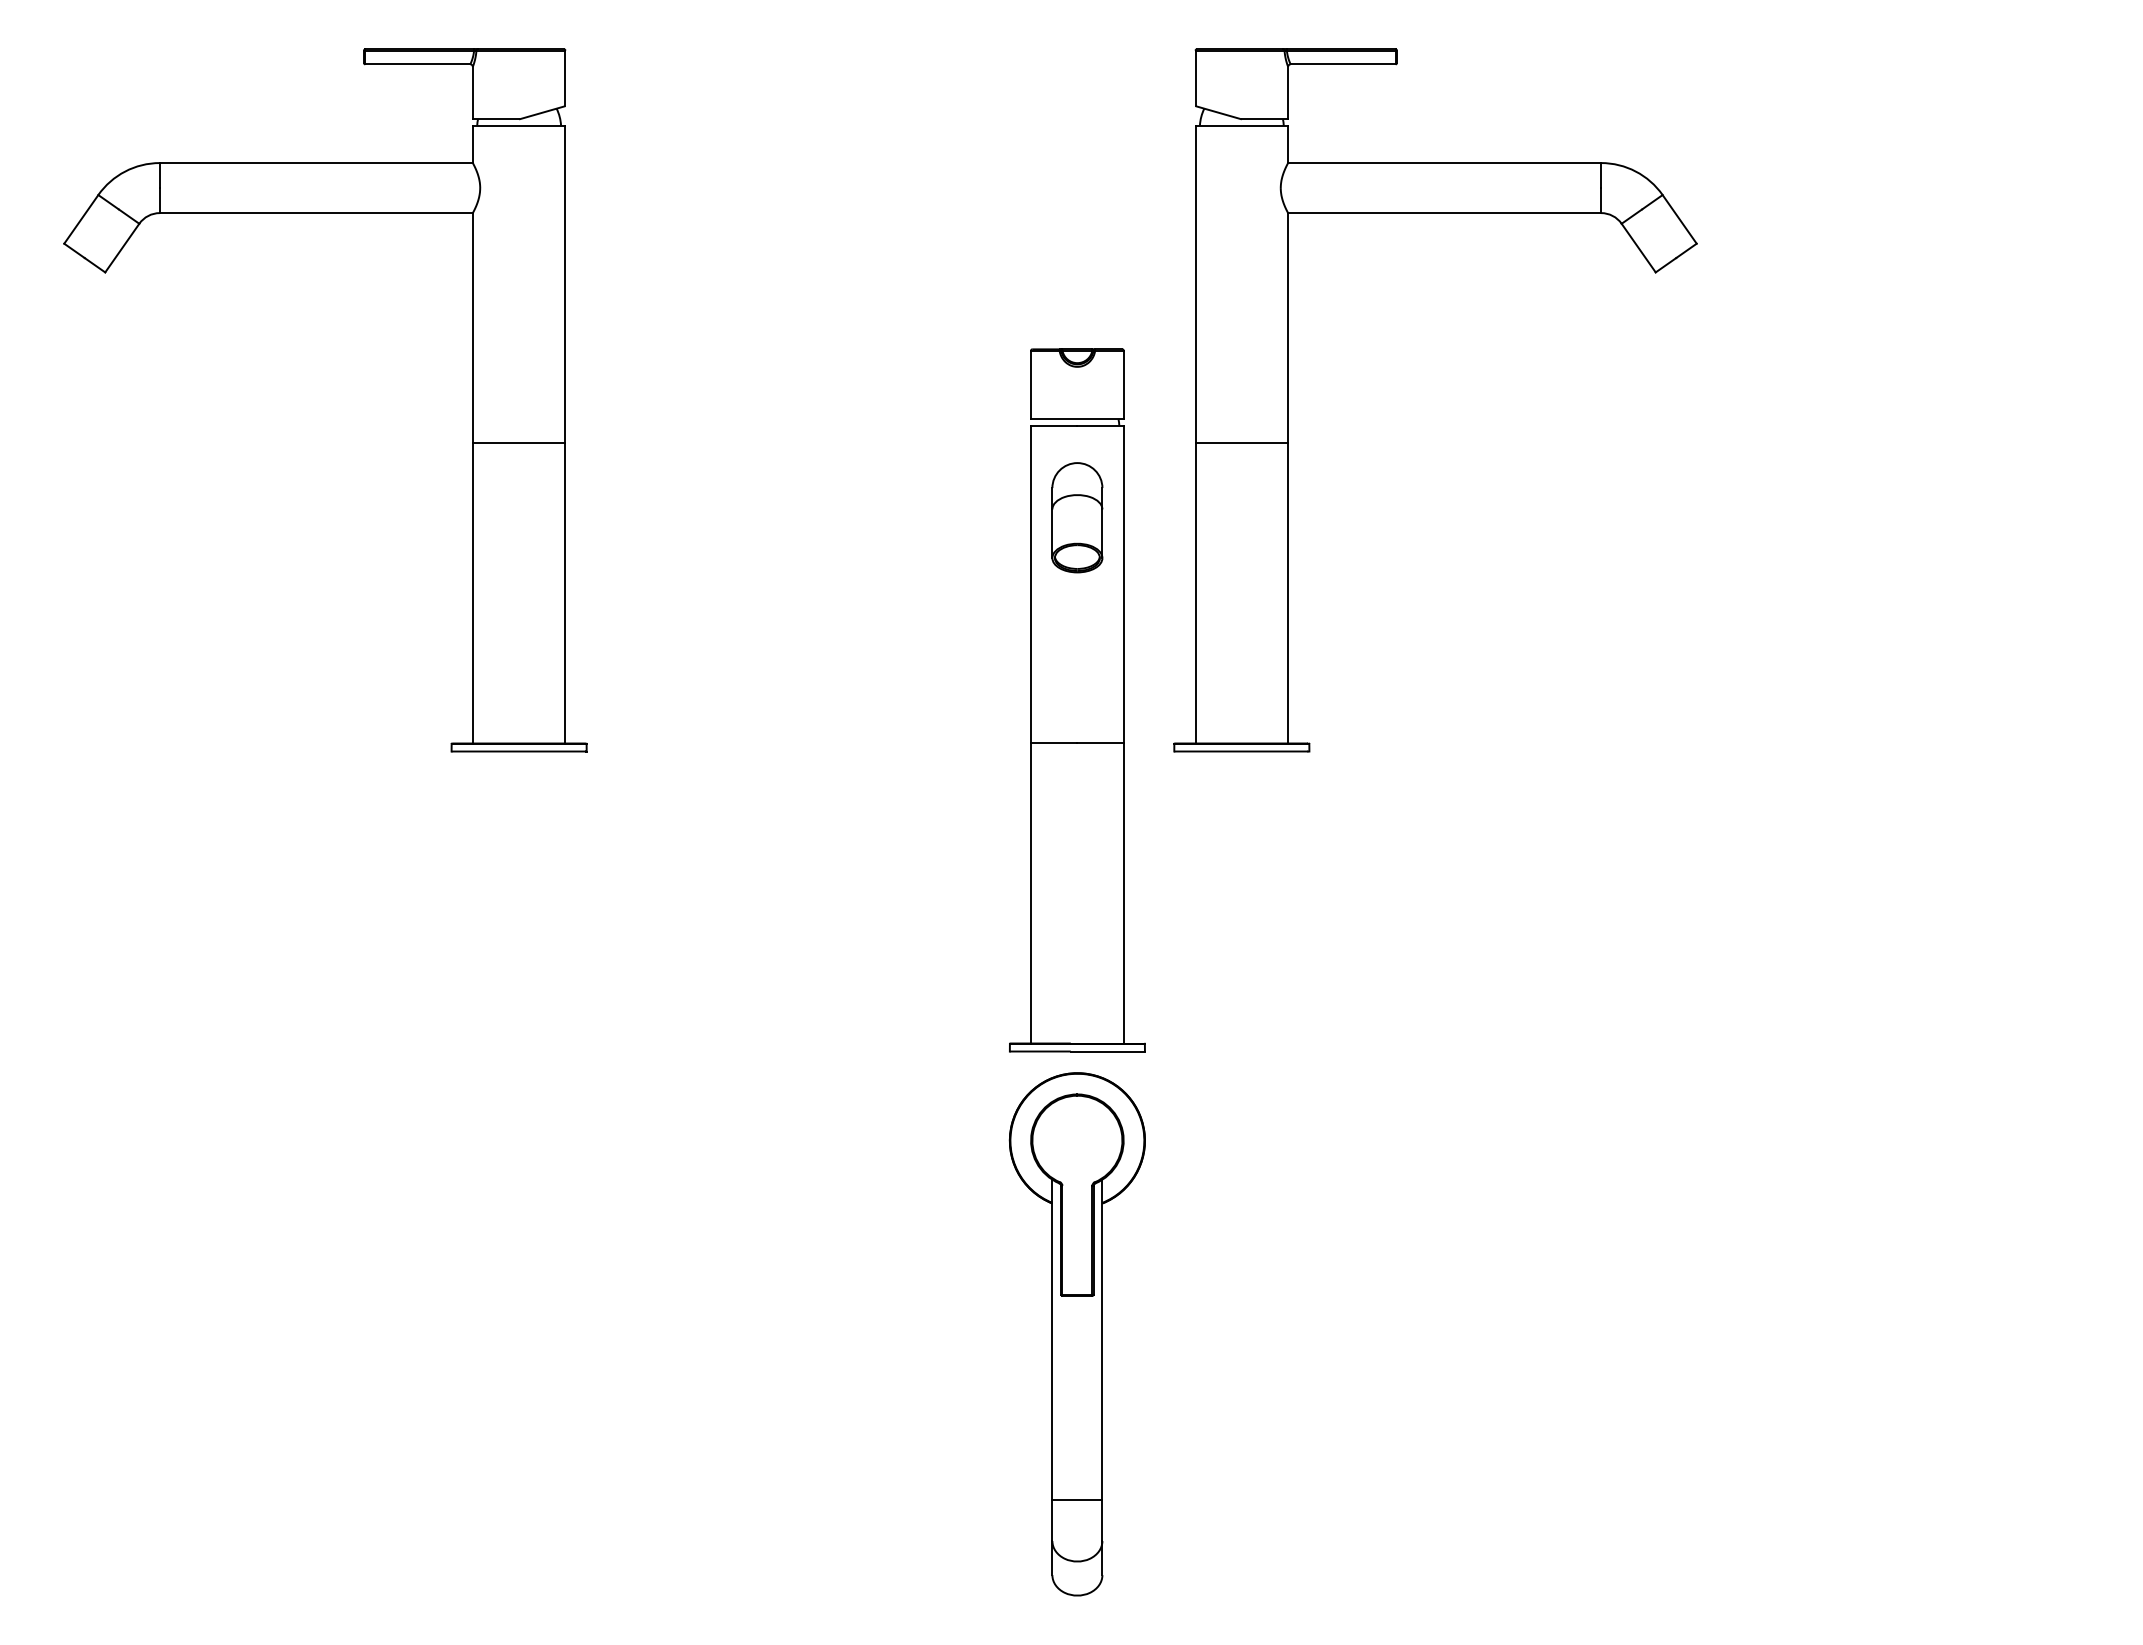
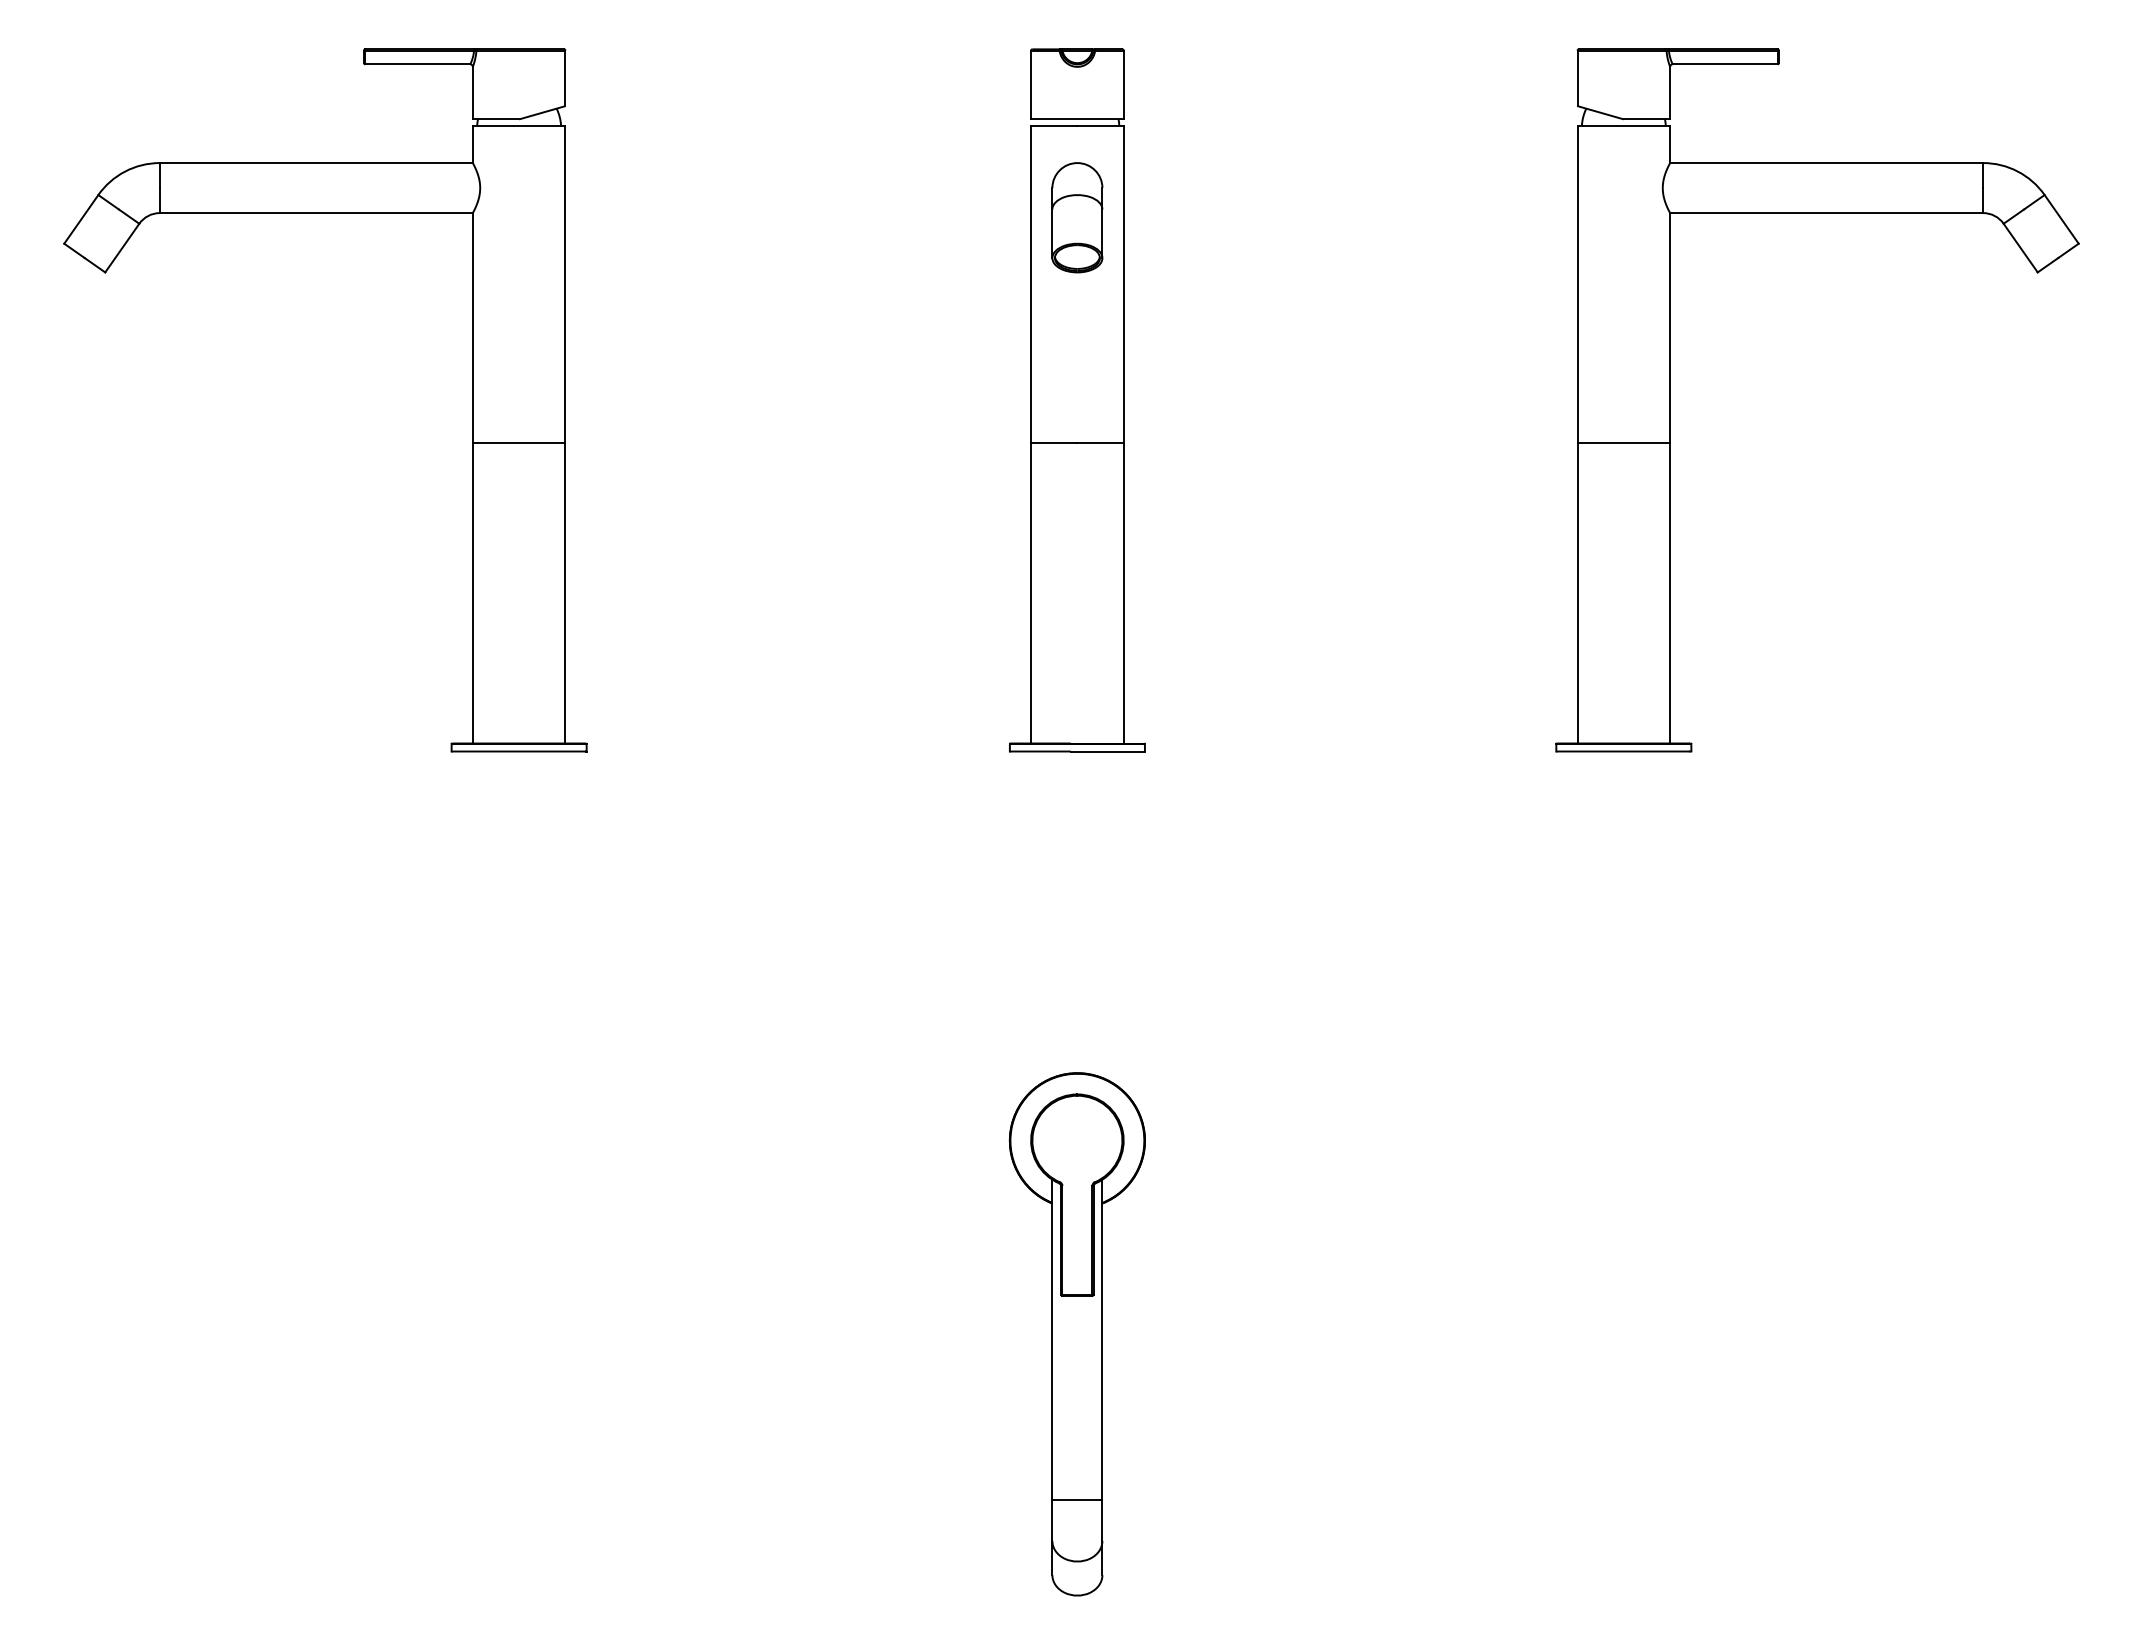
part position: (1288, 400) -> (1670, 400) (1670, 400)
part position: (1077, 700) -> (1077, 400) (1077, 400)
